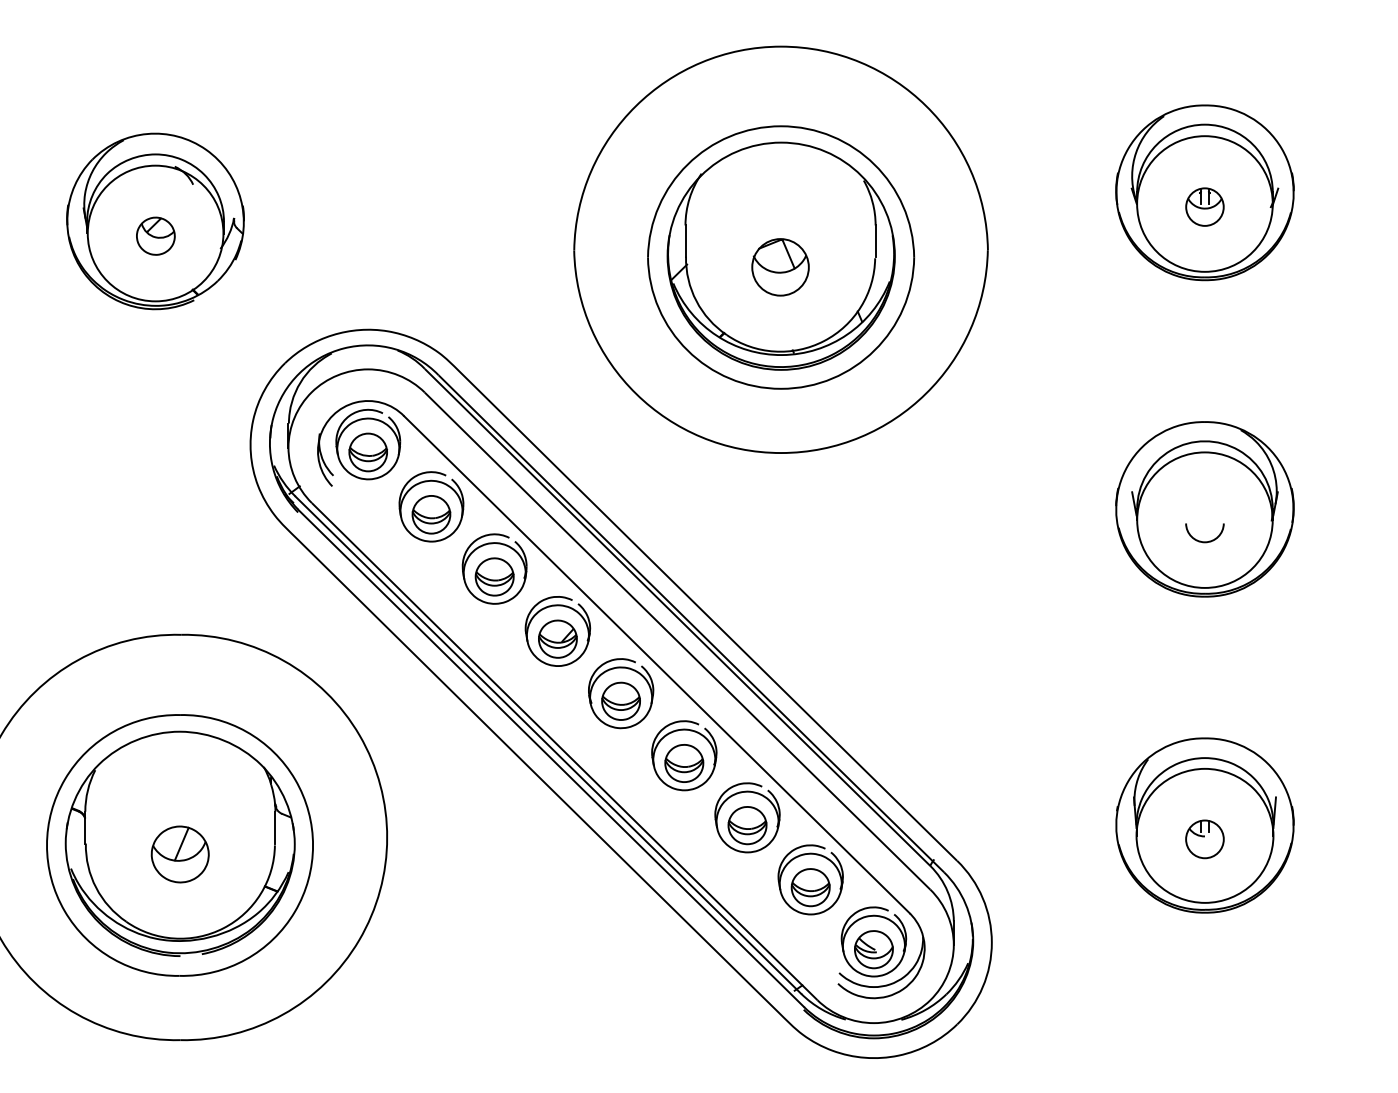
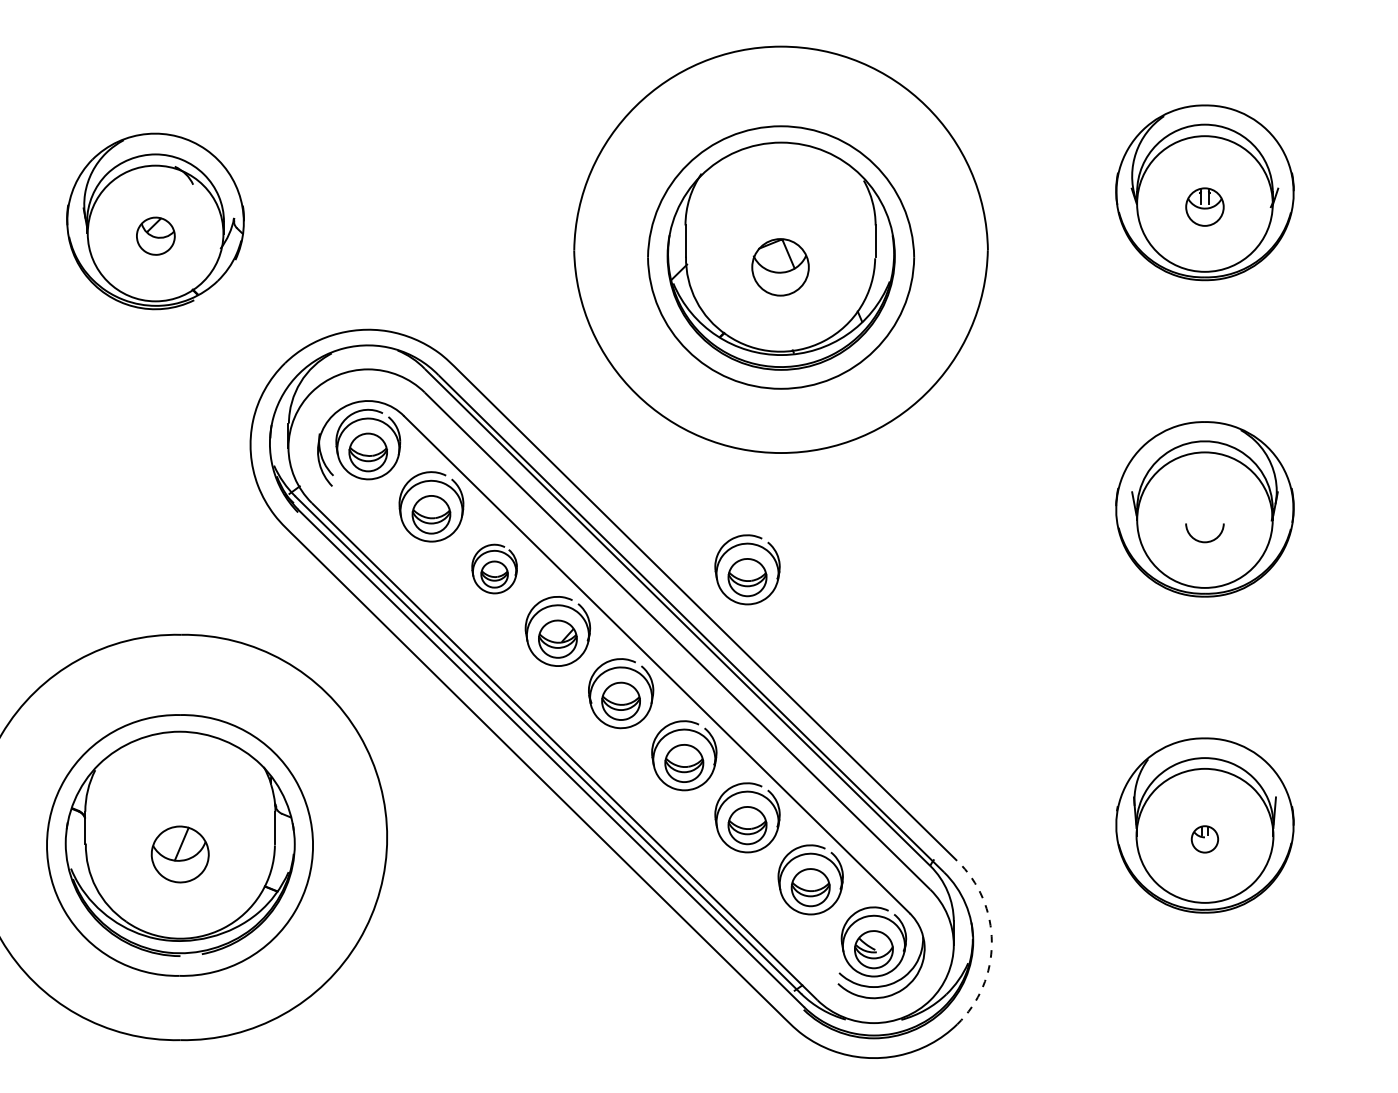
part size: 67x72 px -> 47x52 px (494, 568)
part: none -> present (747, 569)
part size: 40x41 px -> 30x29 px (1204, 839)
arc: solid -> dashed (991, 942)
